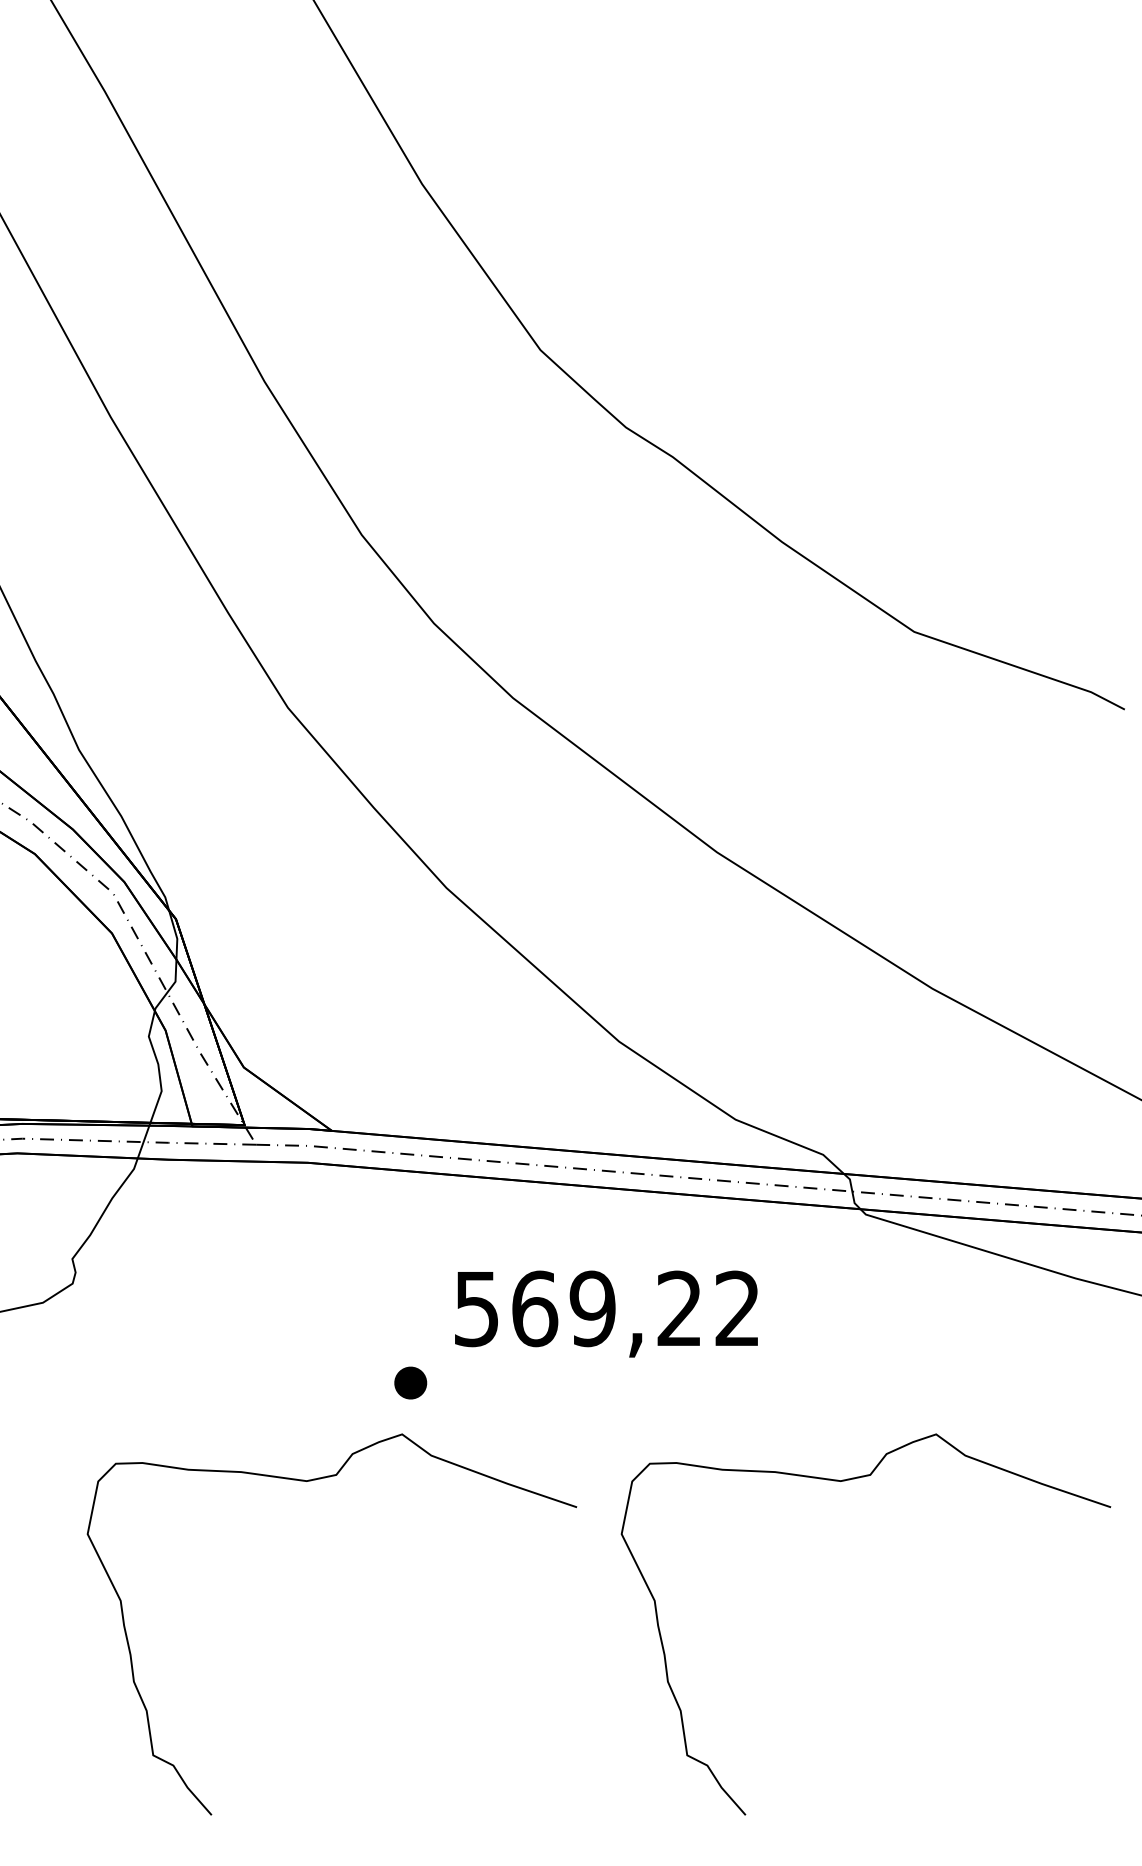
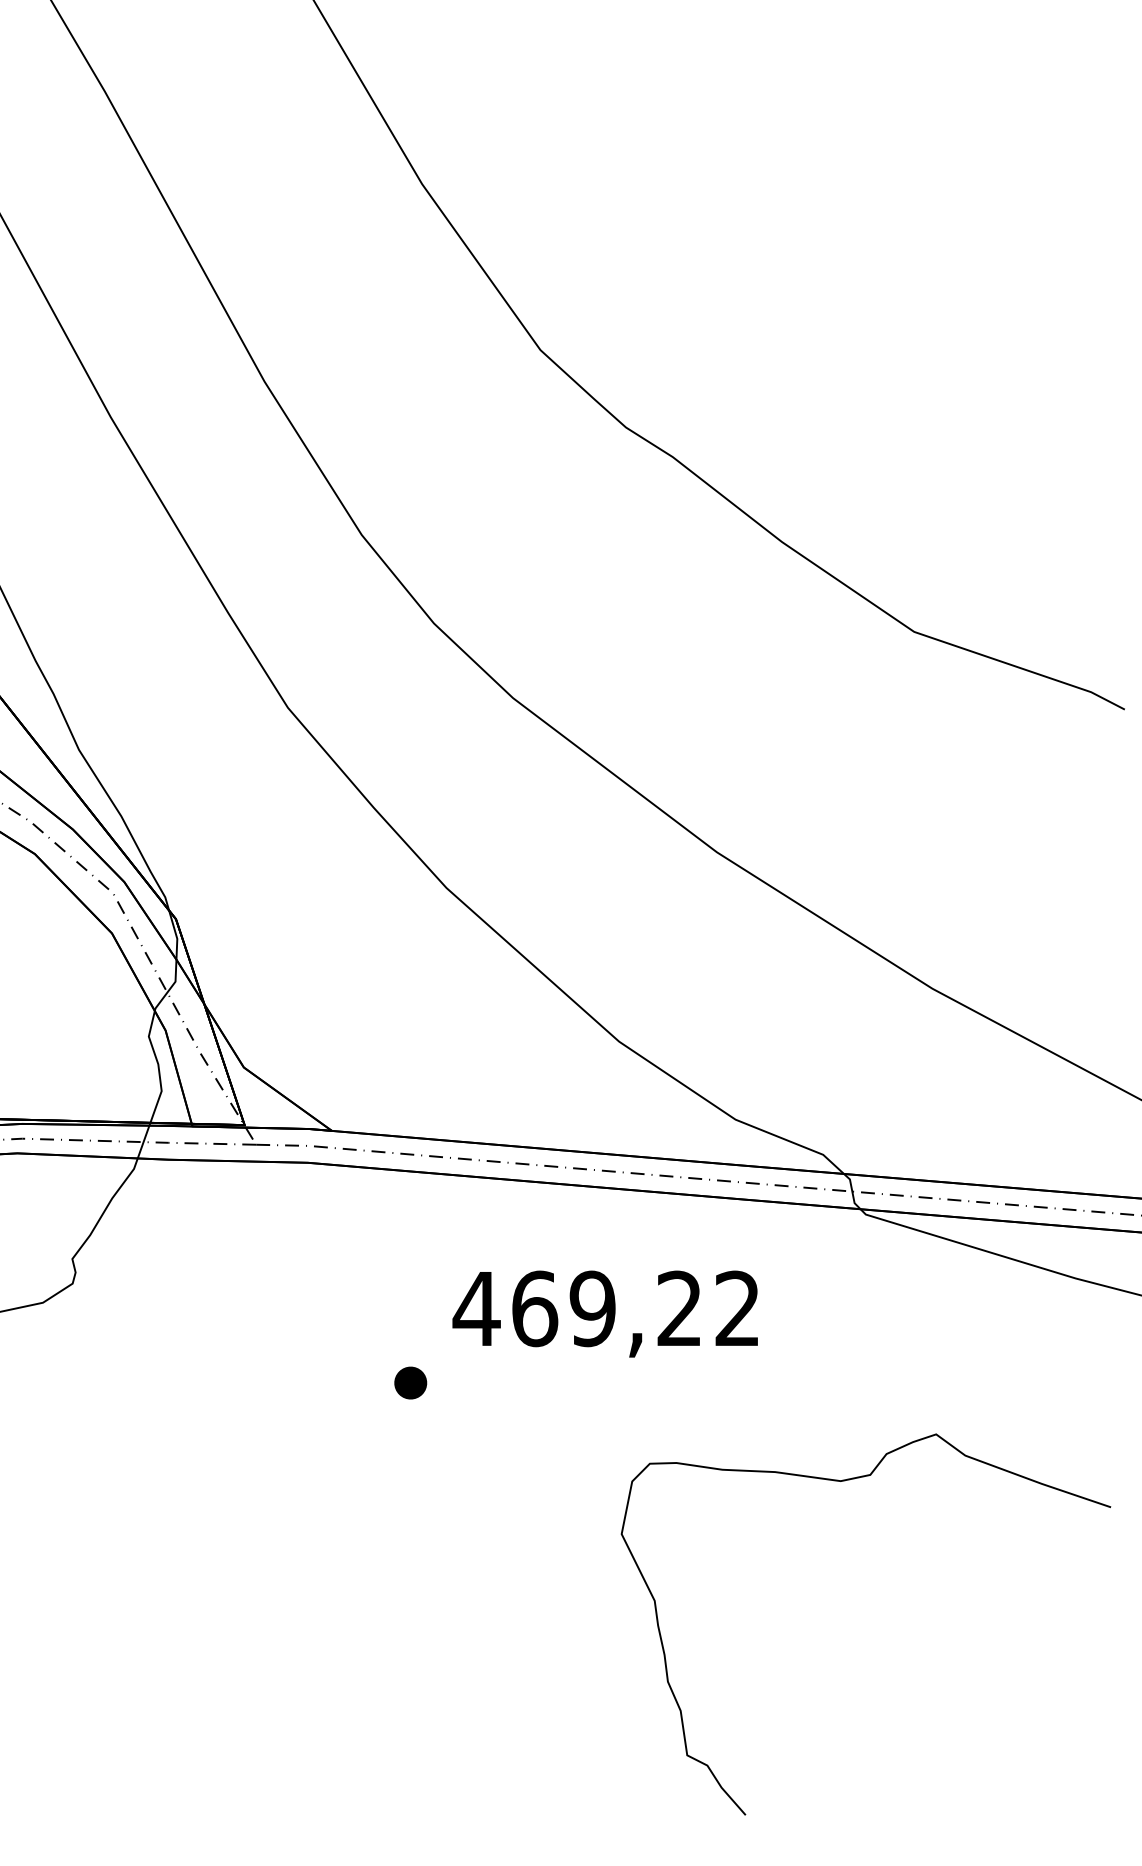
text: 569,22 -> 469,22 (476, 1309)
curve: present -> none (311, 1481)
